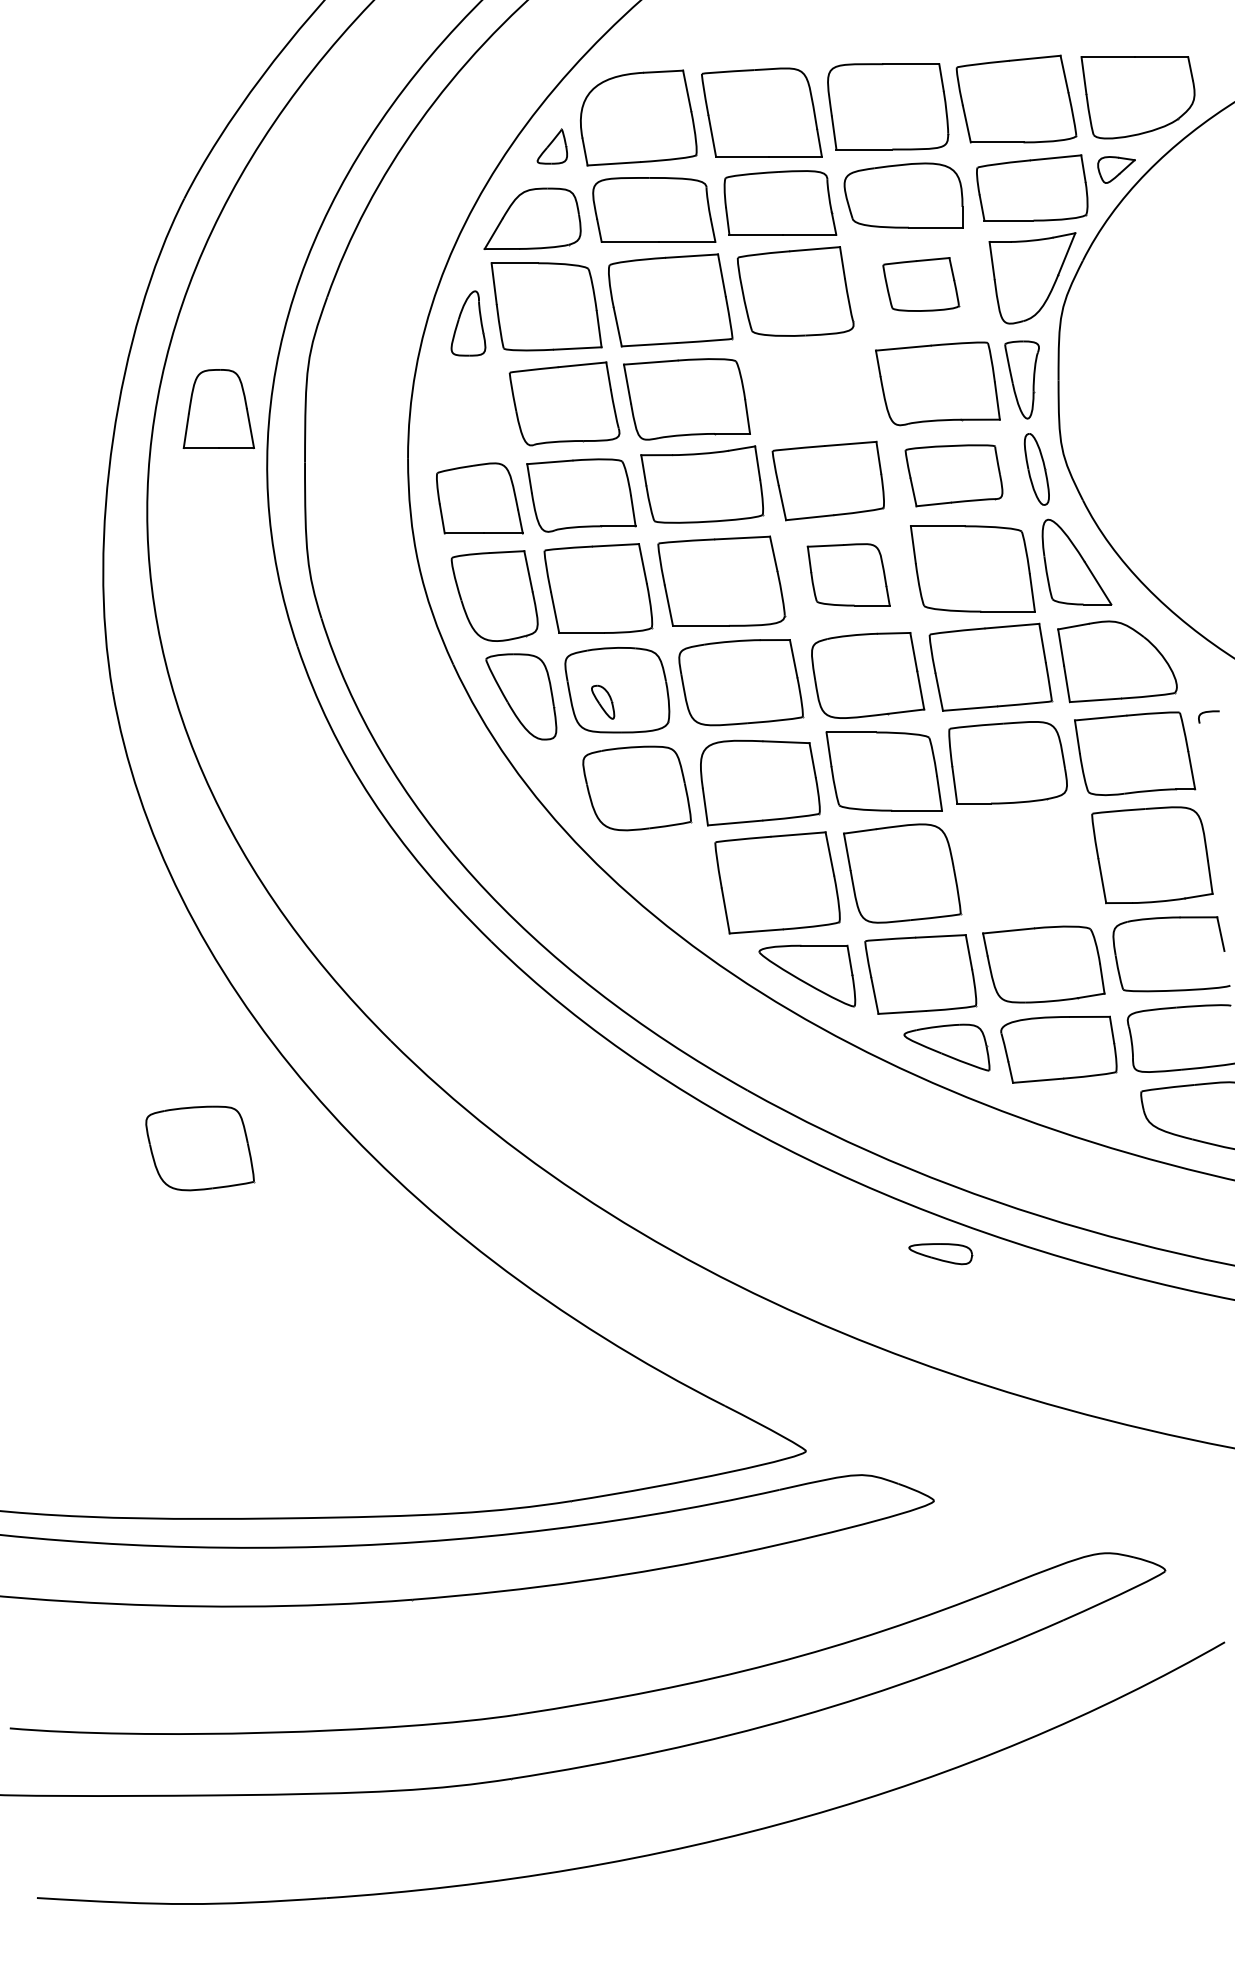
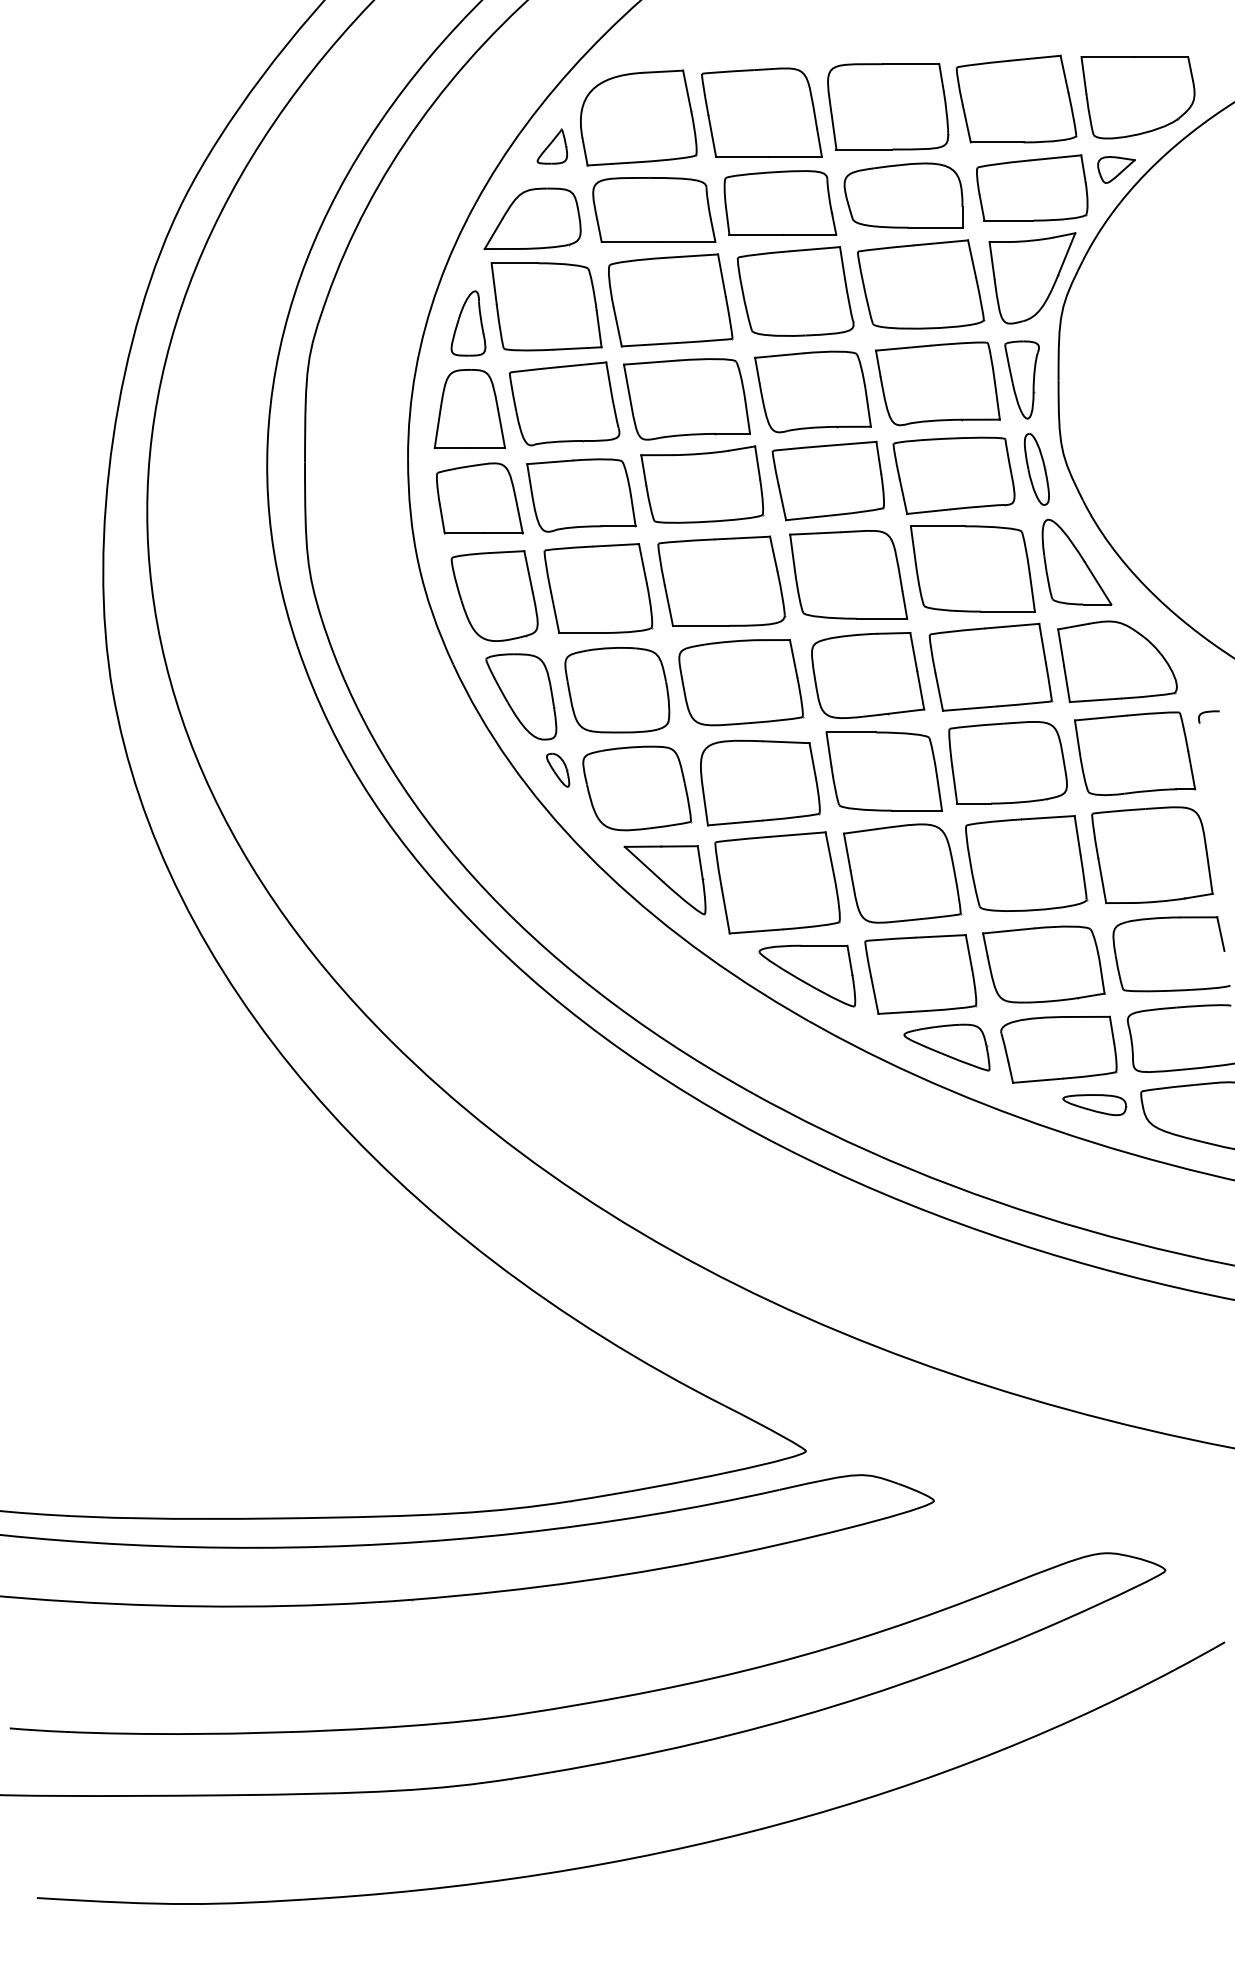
part size: 79x55 px -> 129x91 px (921, 284)
part: none -> present (812, 391)
part position: (218, 408) -> (469, 408) (469, 408)
part size: 100x64 px -> 124x79 px (953, 475)
part size: 85x64 px -> 120x90 px (848, 574)
part position: (603, 701) -> (558, 769) (558, 769)
part: none -> present (1026, 863)
part: none -> present (664, 880)
part: present -> none (200, 1148)
part position: (940, 1254) -> (1094, 1105) (1094, 1105)
